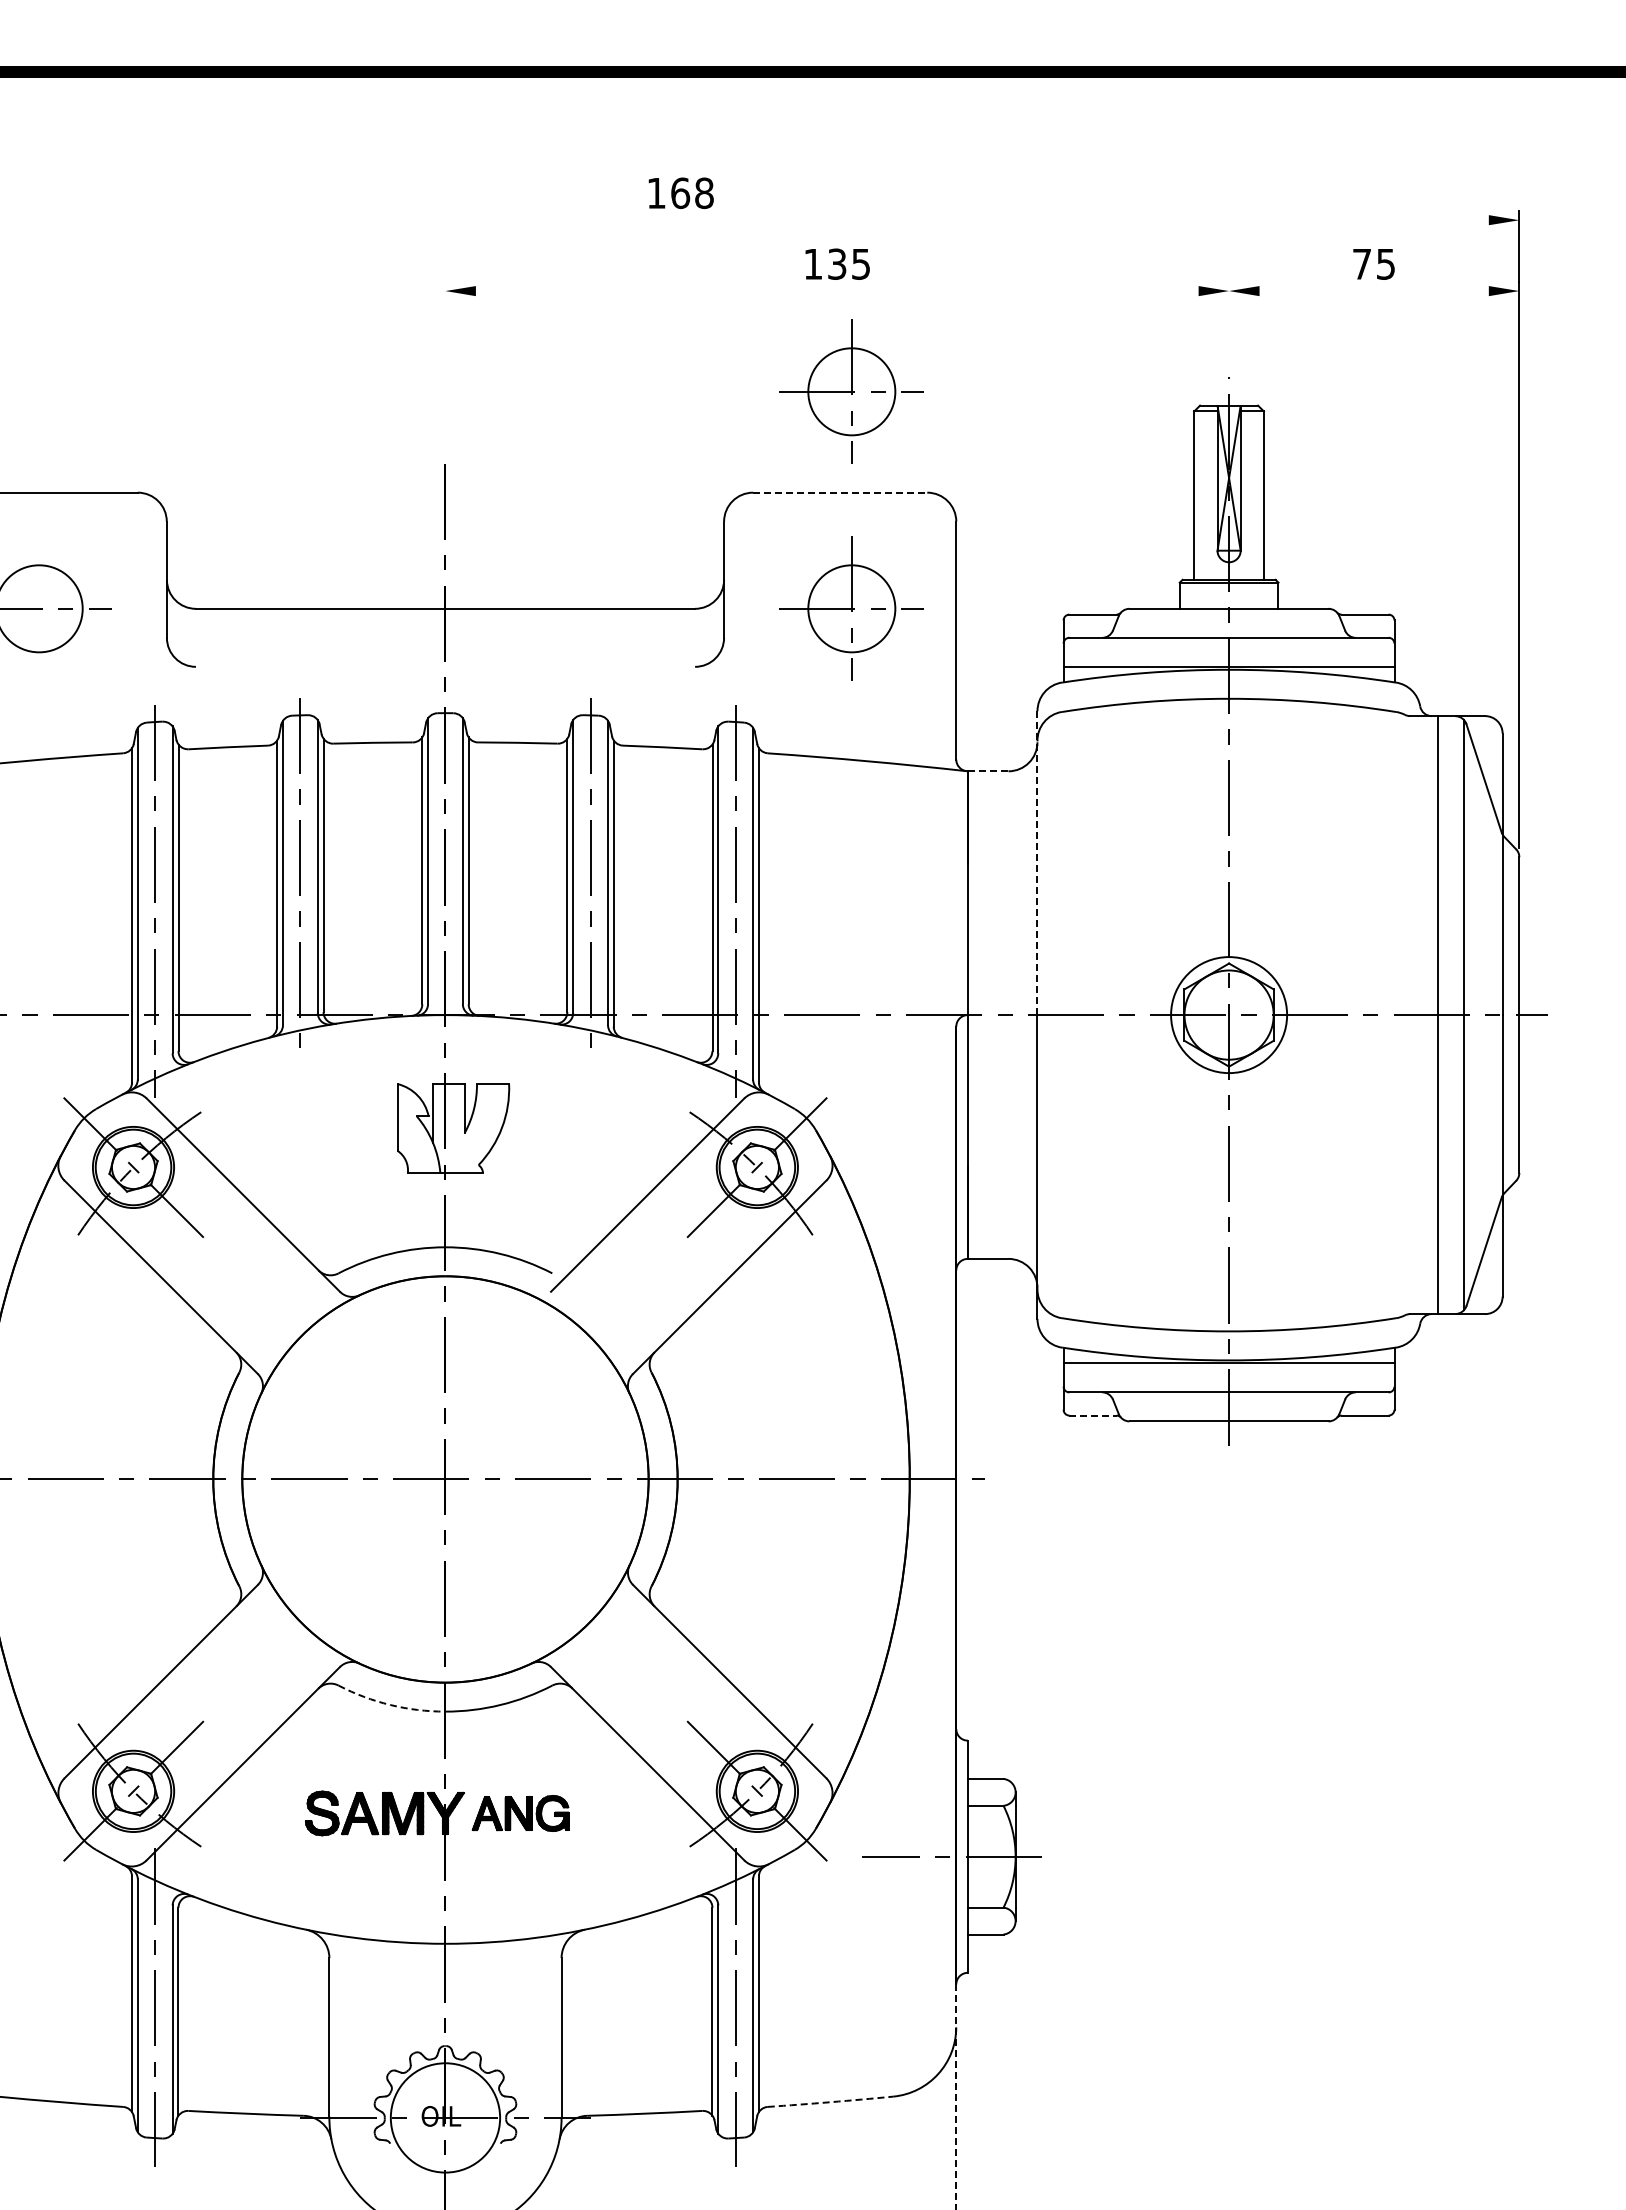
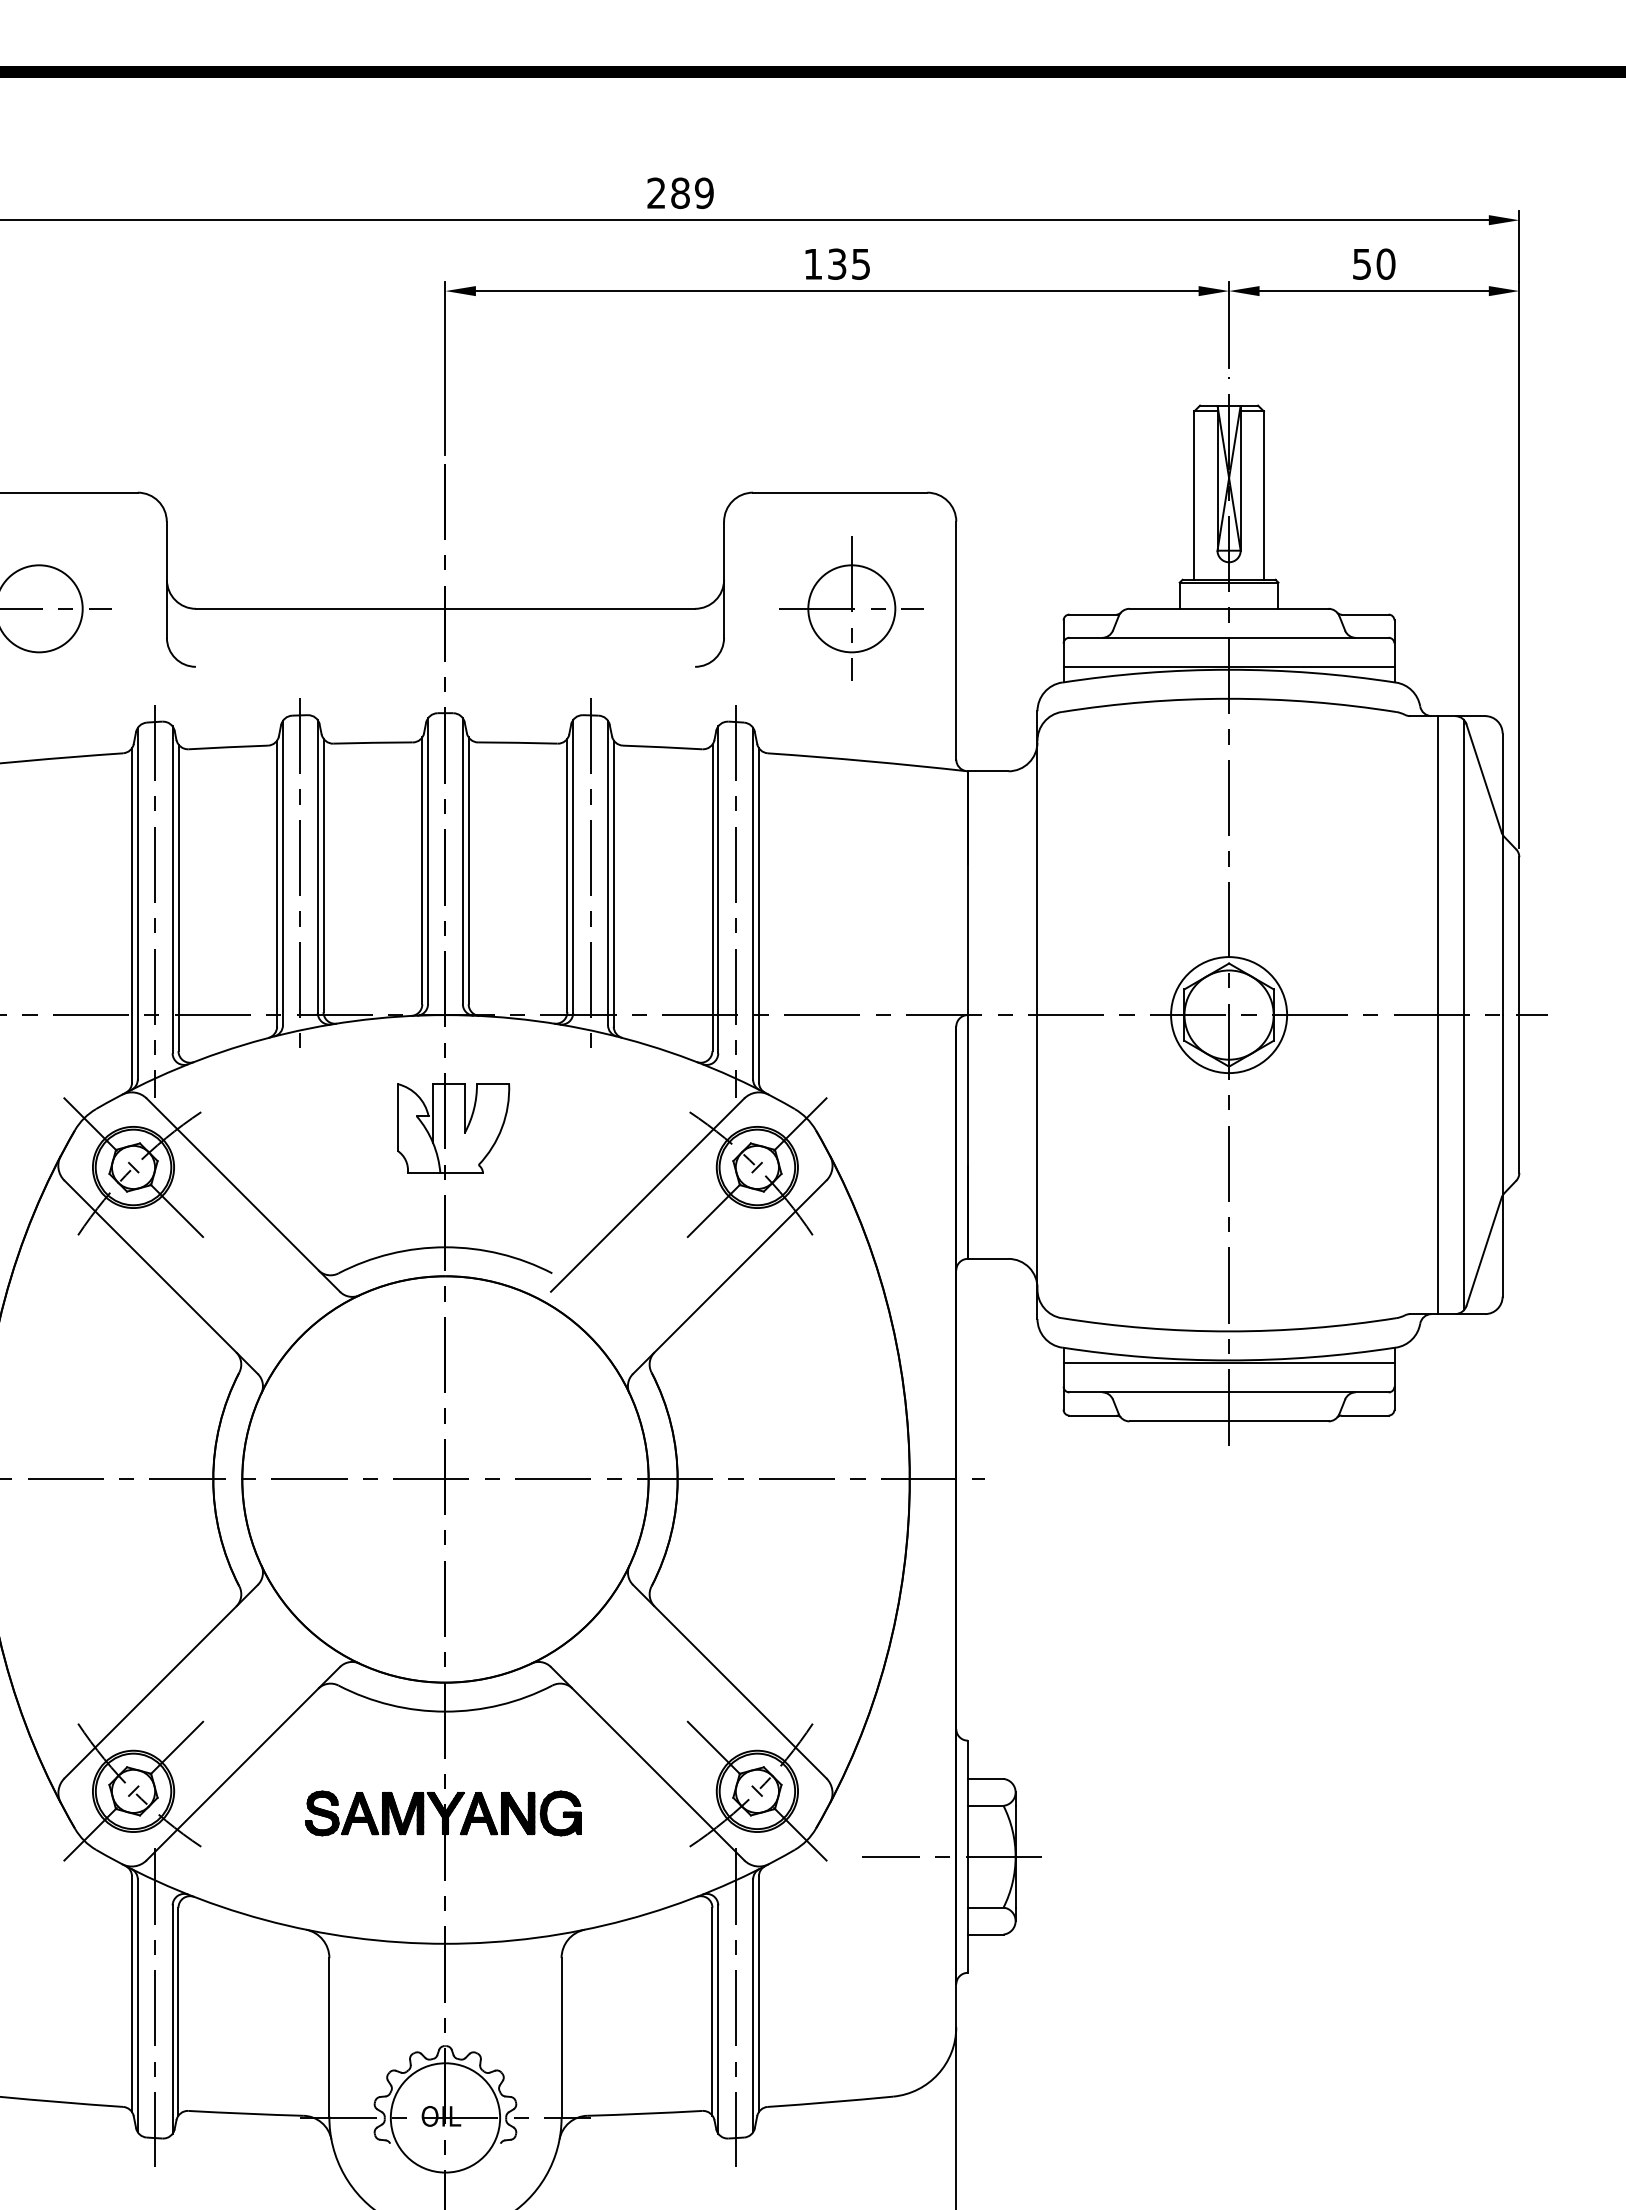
text: 168 -> 289 (680, 193)
line: none -> present (745, 220)
text: 75 -> 50 (1374, 263)
line: none -> present (836, 291)
line: none -> present (1373, 291)
line: none -> present (1229, 324)
line: none -> present (445, 368)
part: present -> none (851, 391)
line: dashed -> solid (840, 492)
line: dashed -> solid (988, 771)
line: dashed -> solid (1037, 863)
line: dashed -> solid (1093, 1415)
arc: dashed -> solid (390, 1705)
part size: 99x37 px -> 123x47 px (520, 1813)
line: dashed -> solid (956, 2097)
arc: dashed -> solid (830, 2102)
